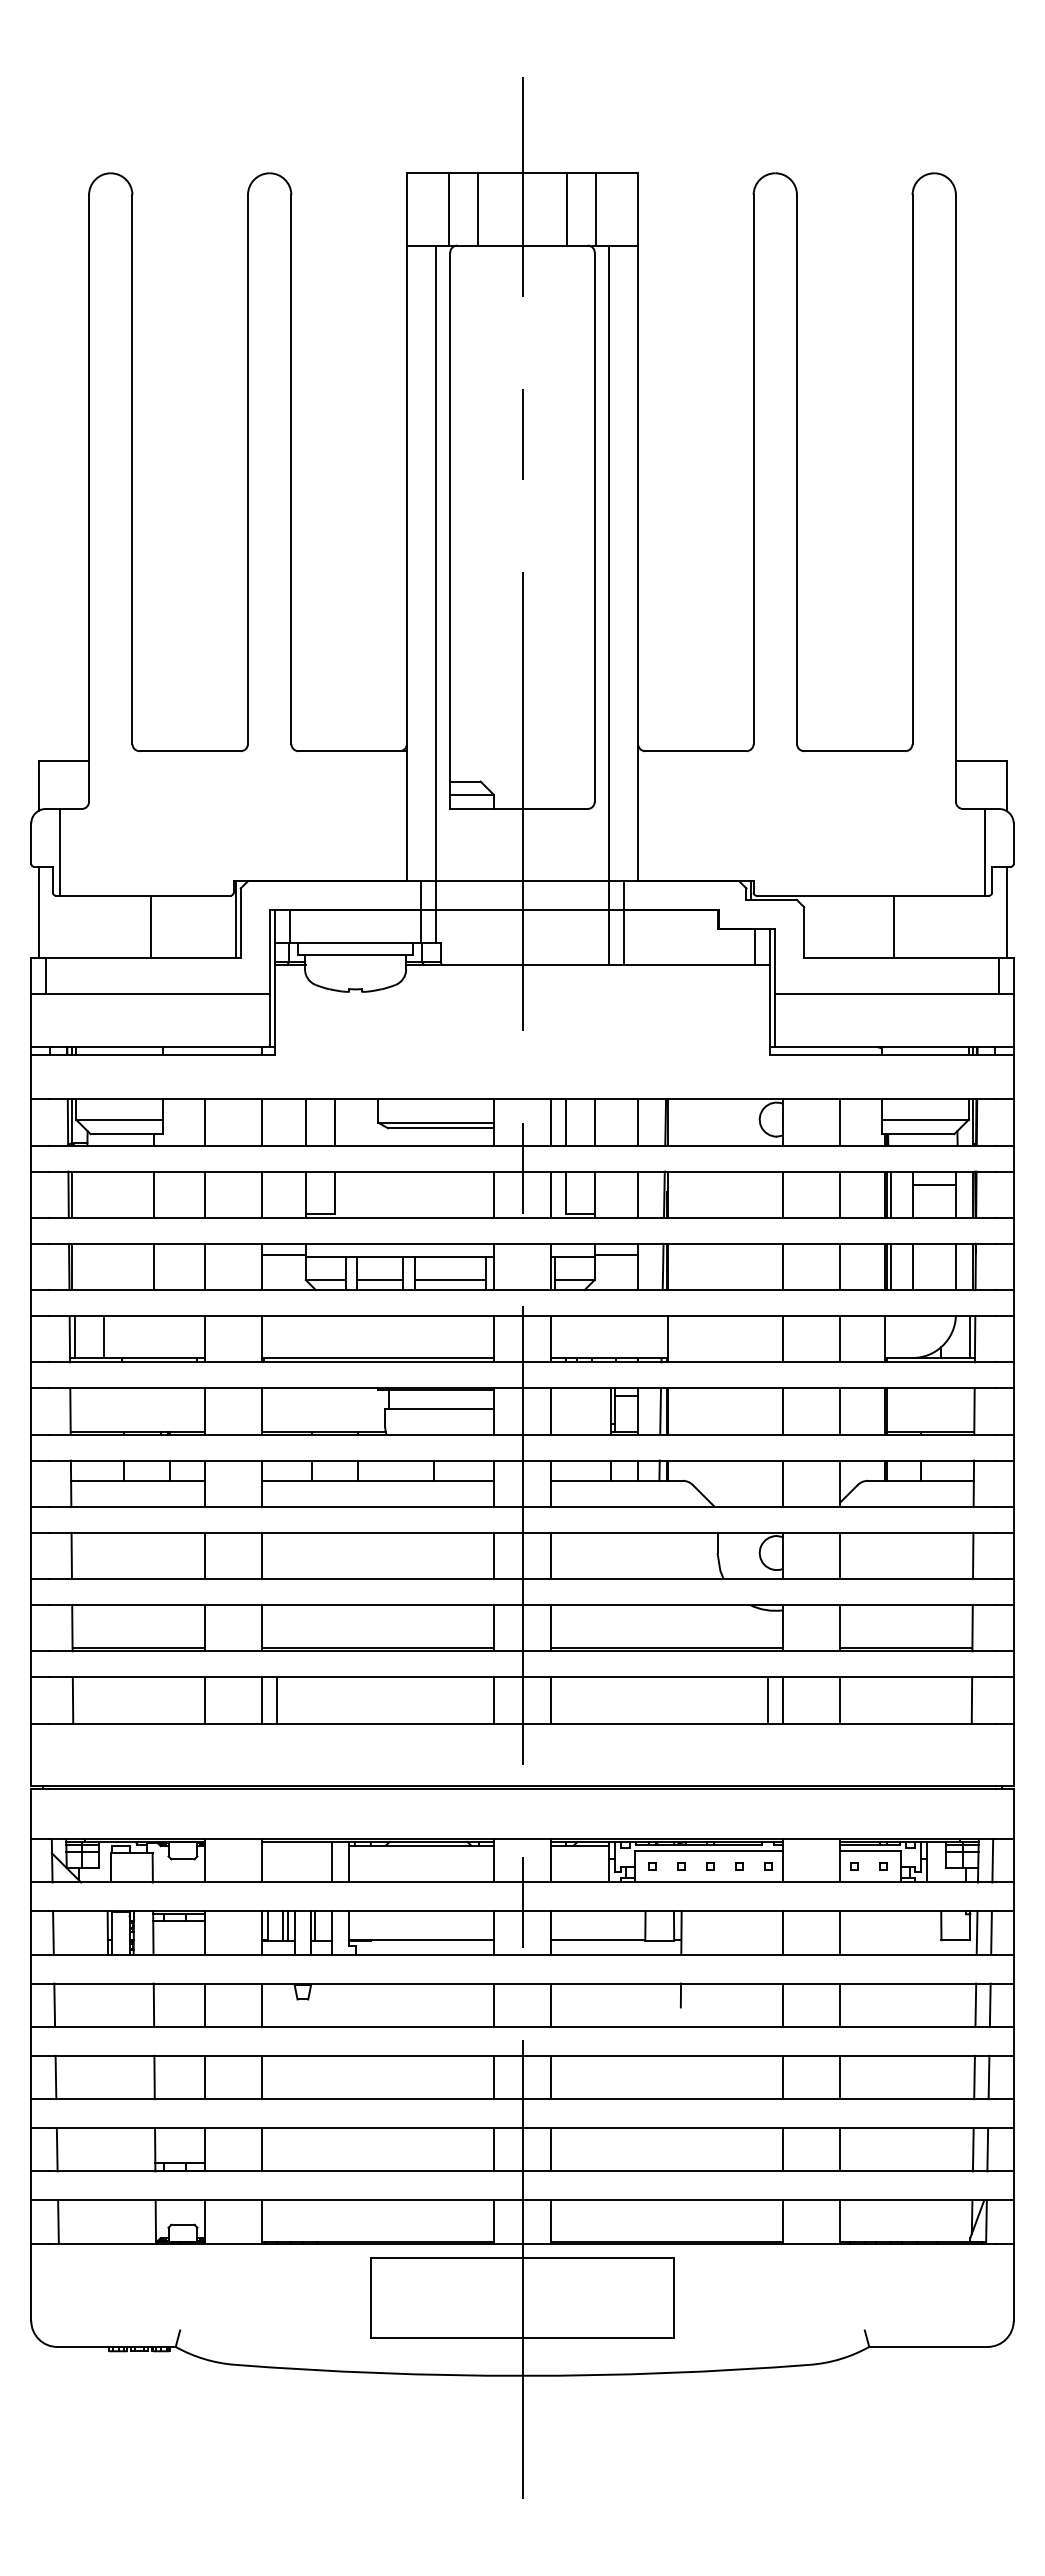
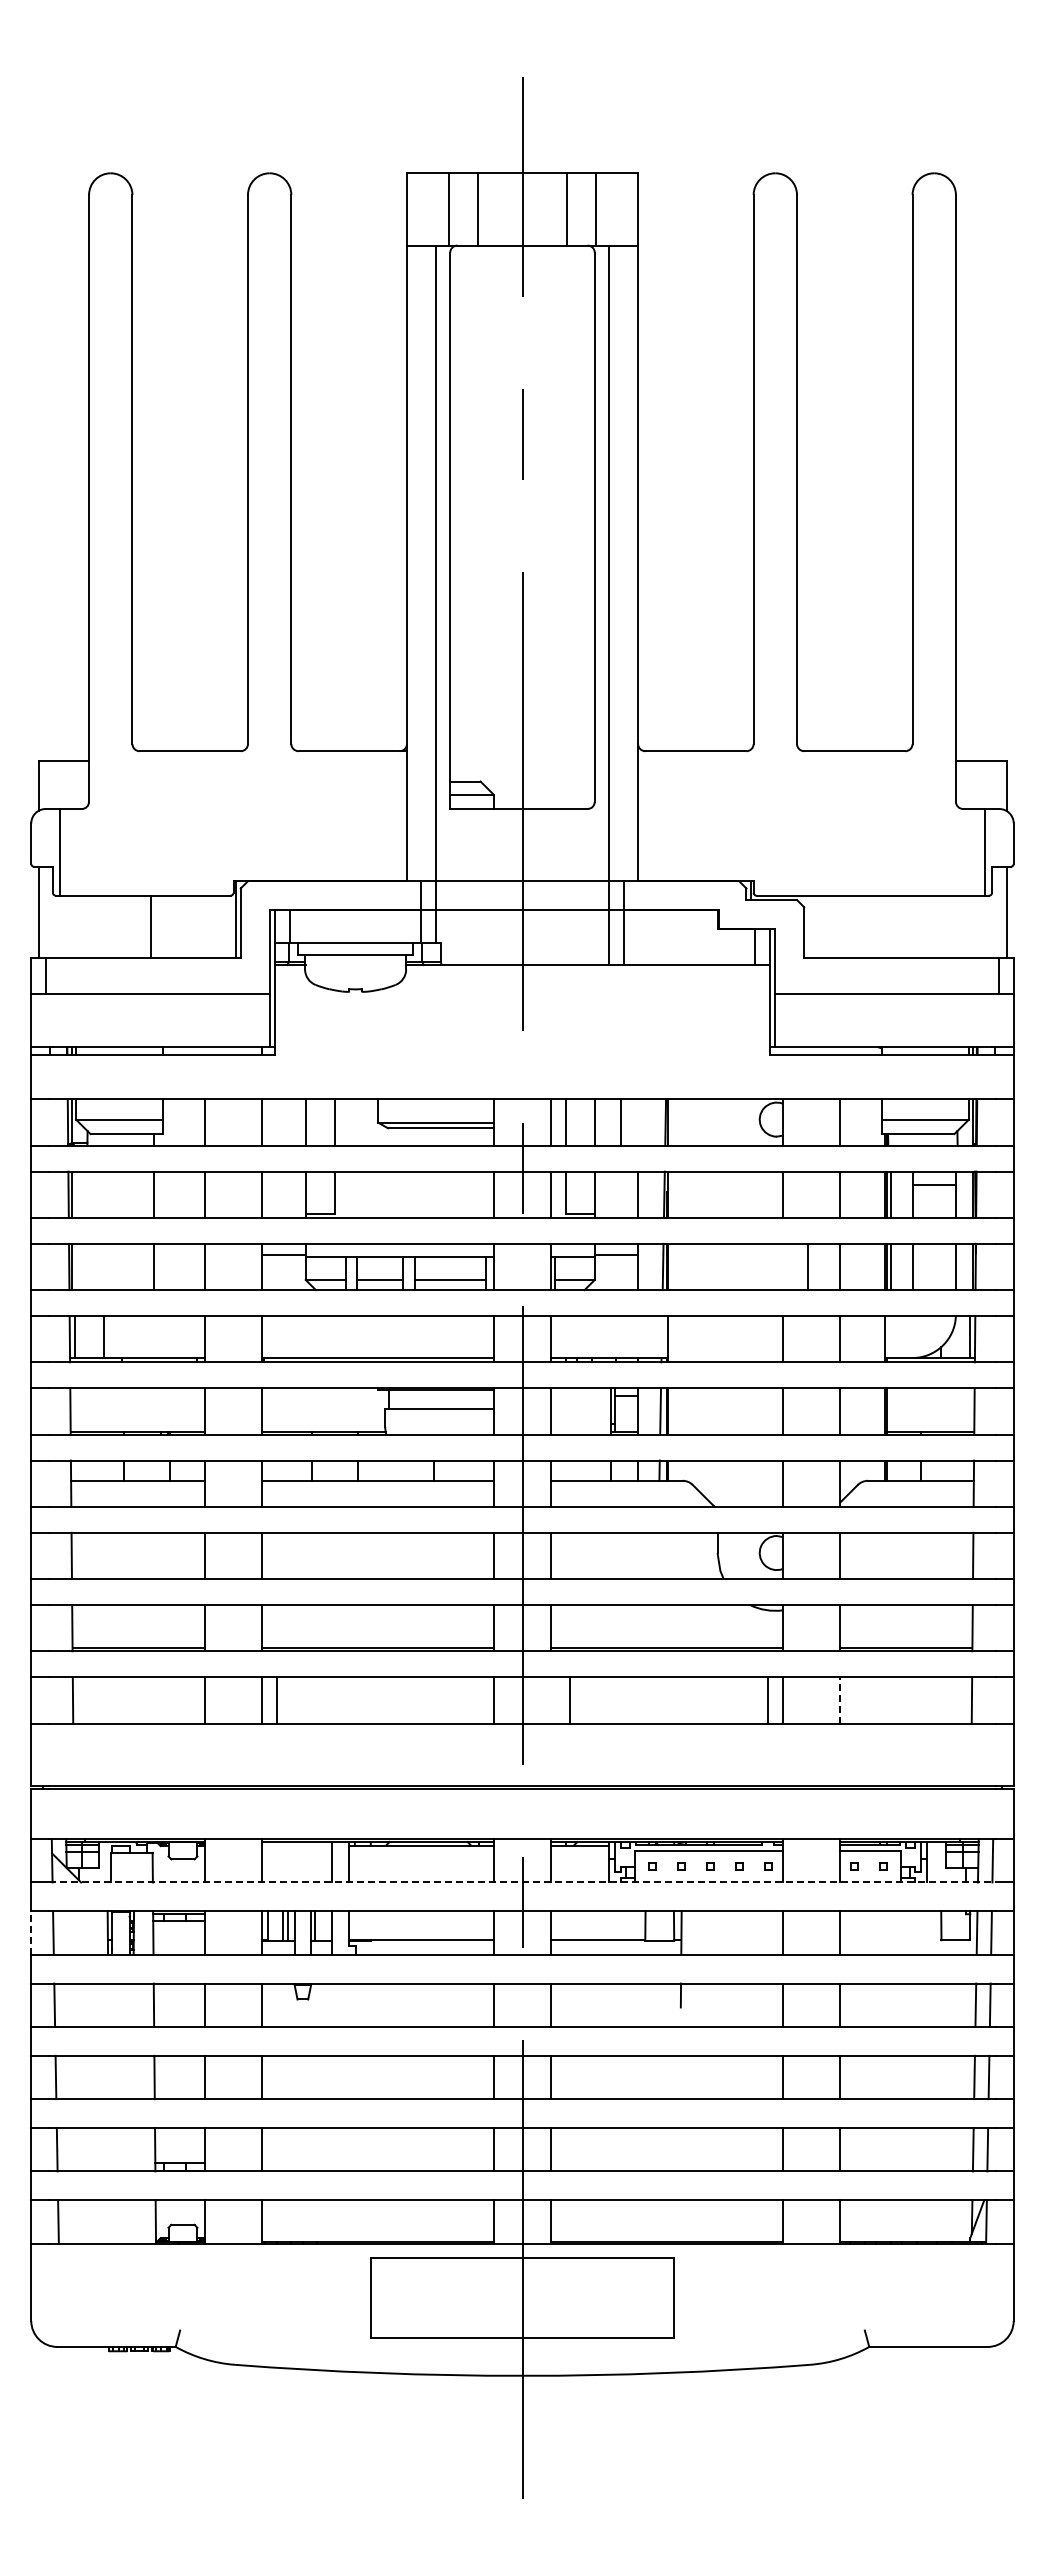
line: present -> none (893, 926)
line position: (638, 1122) -> (621, 1122) (621, 1122)
line position: (782, 1266) -> (807, 1266) (807, 1266)
line: solid -> dashed (840, 1699)
line position: (551, 1700) -> (570, 1700) (570, 1700)
line: solid -> dashed (522, 1882)
line: solid -> dashed (31, 1933)
